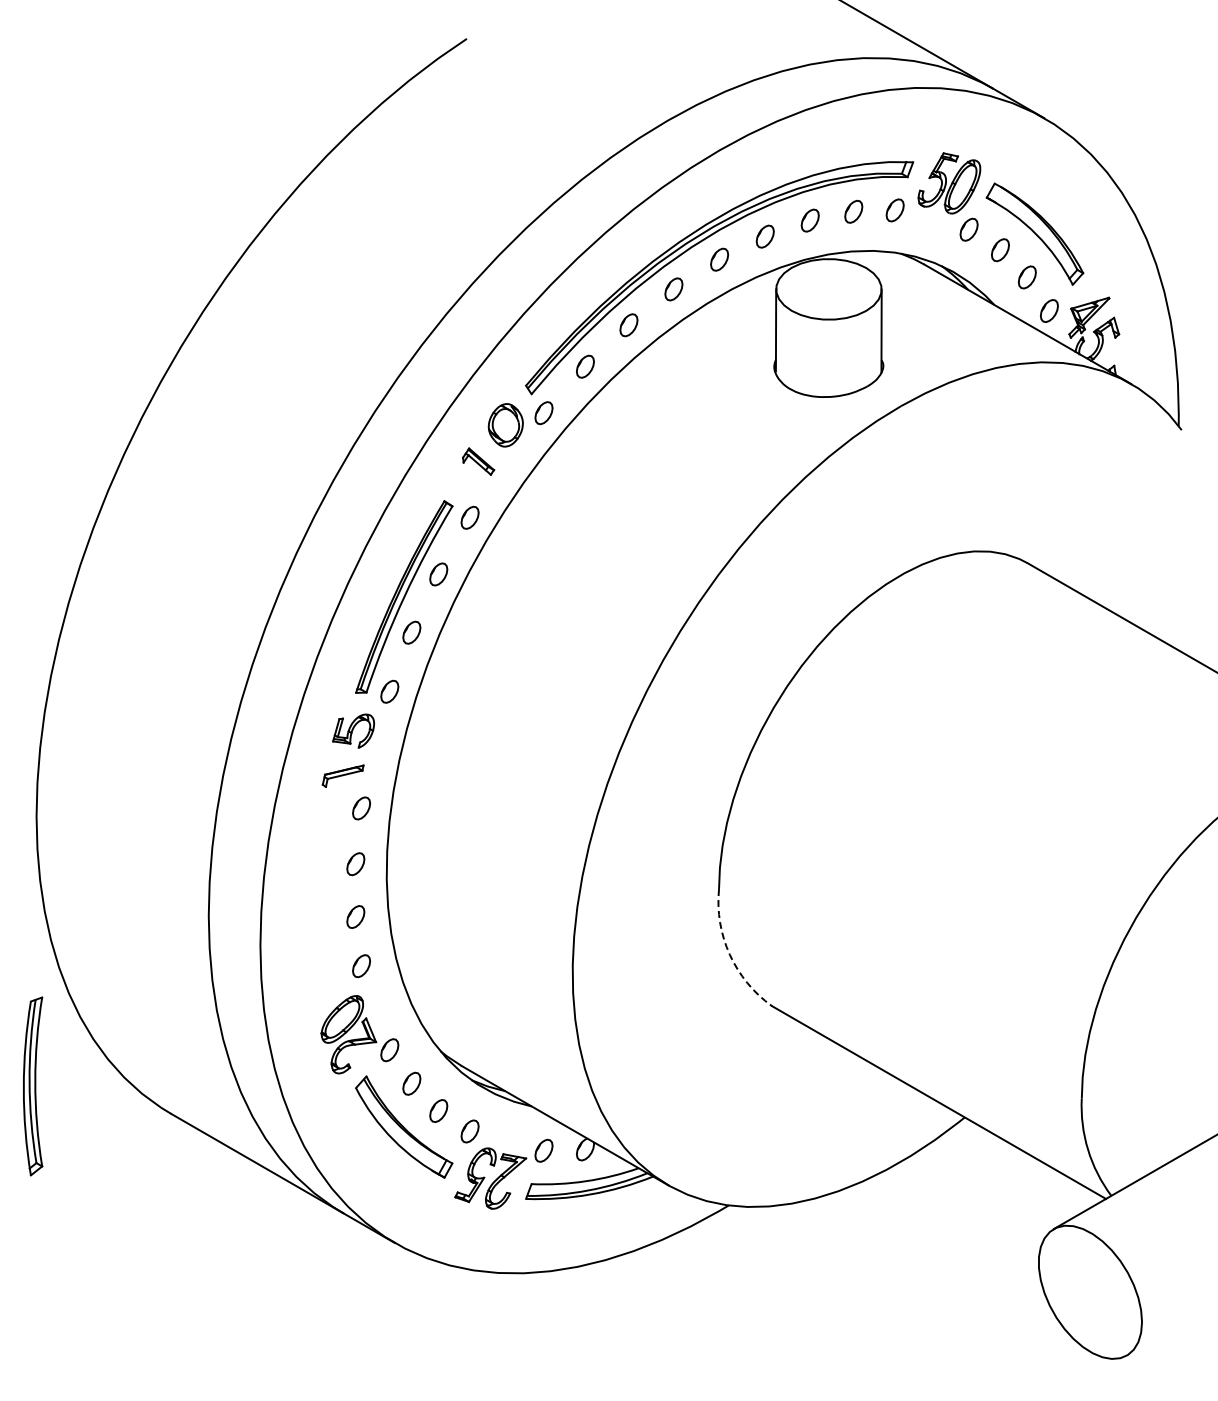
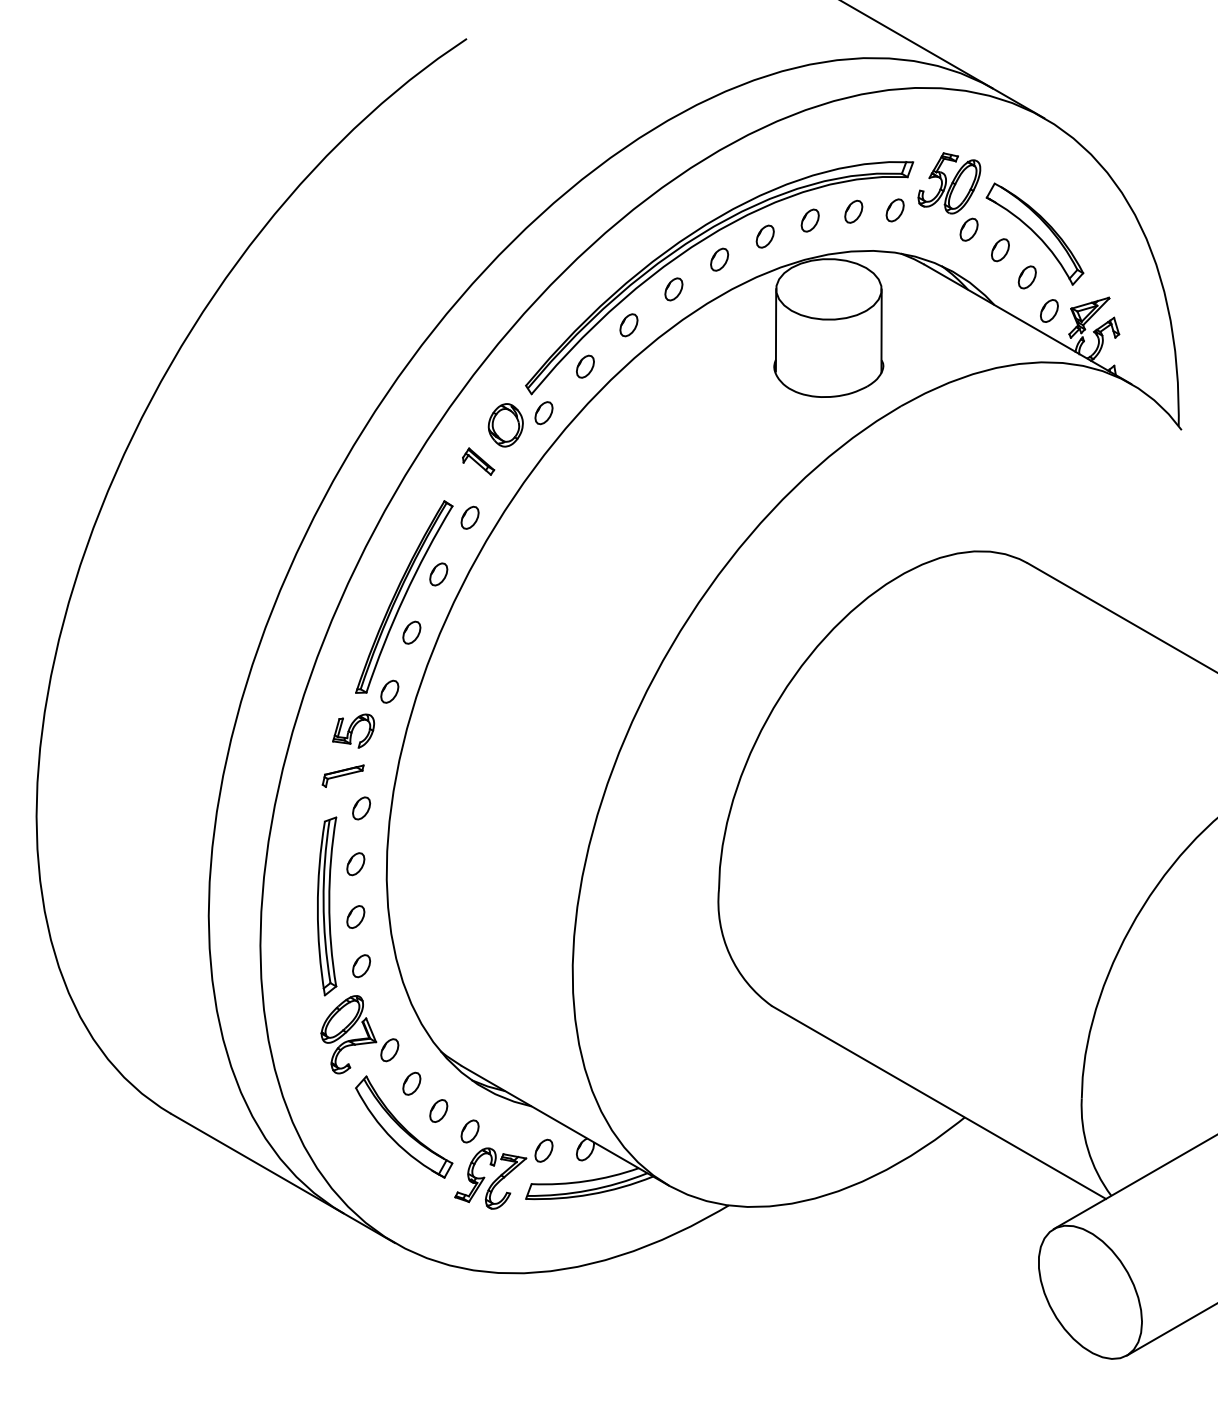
arc: dashed -> solid (729, 954)
part position: (33, 1086) -> (327, 906) (327, 906)
line: none -> present (1170, 1330)
